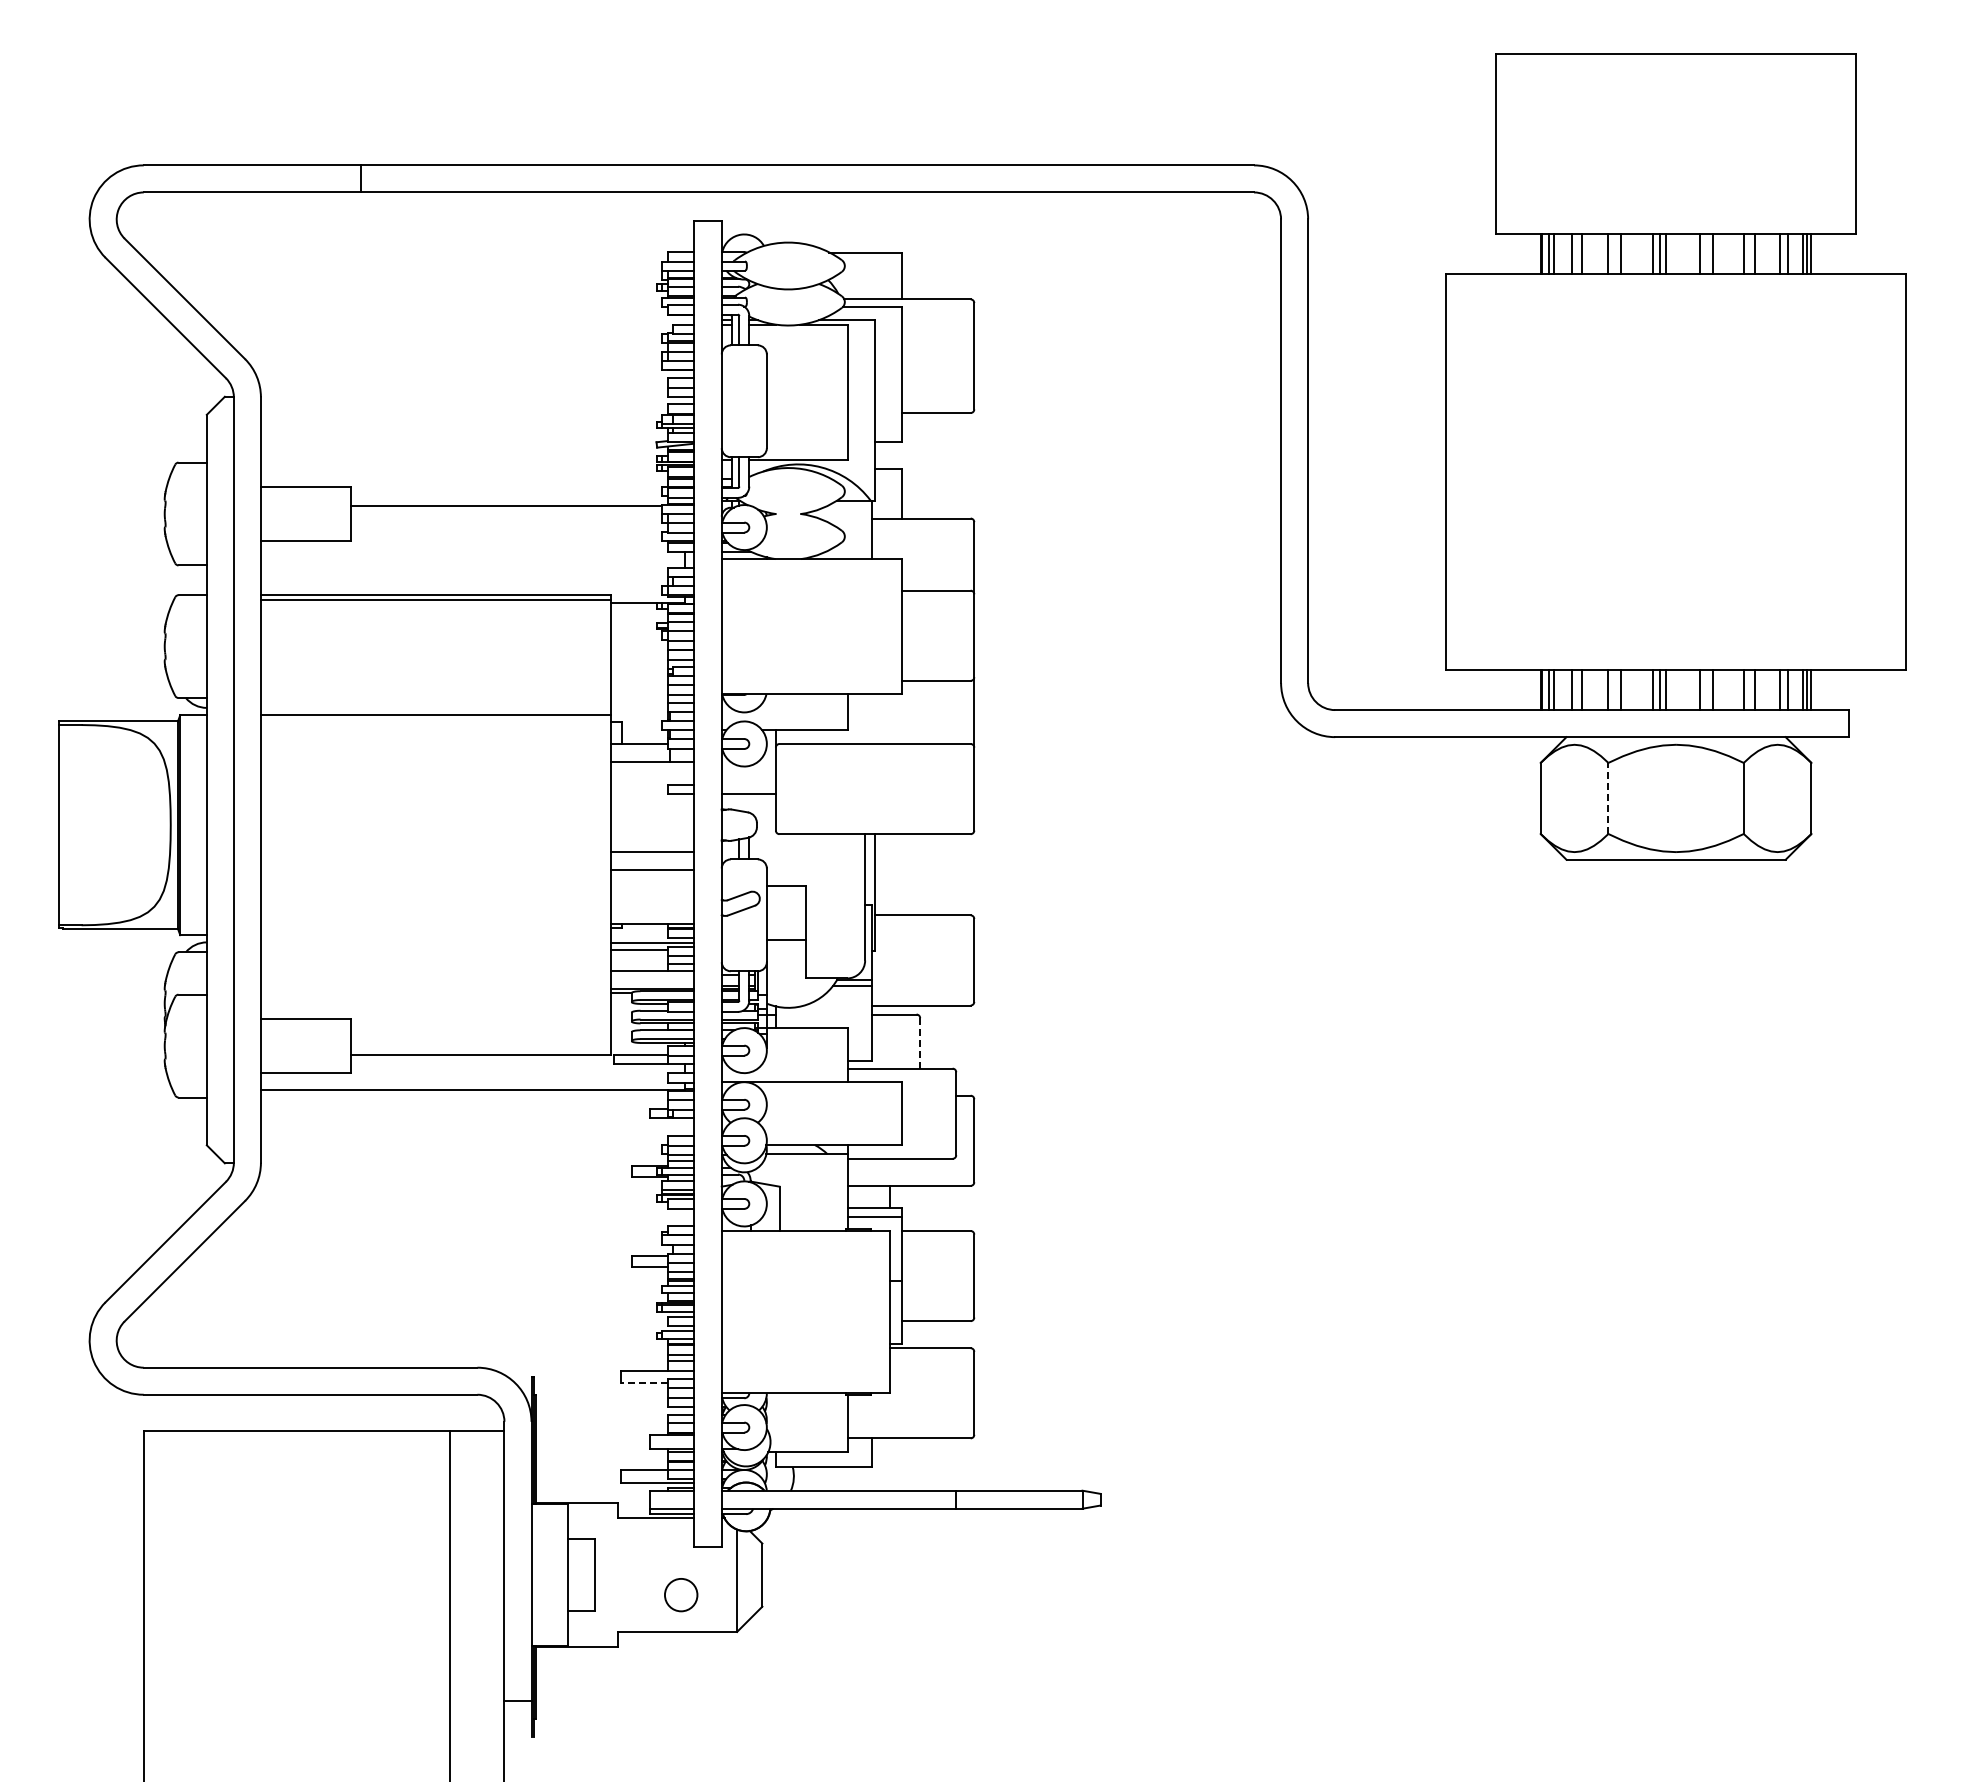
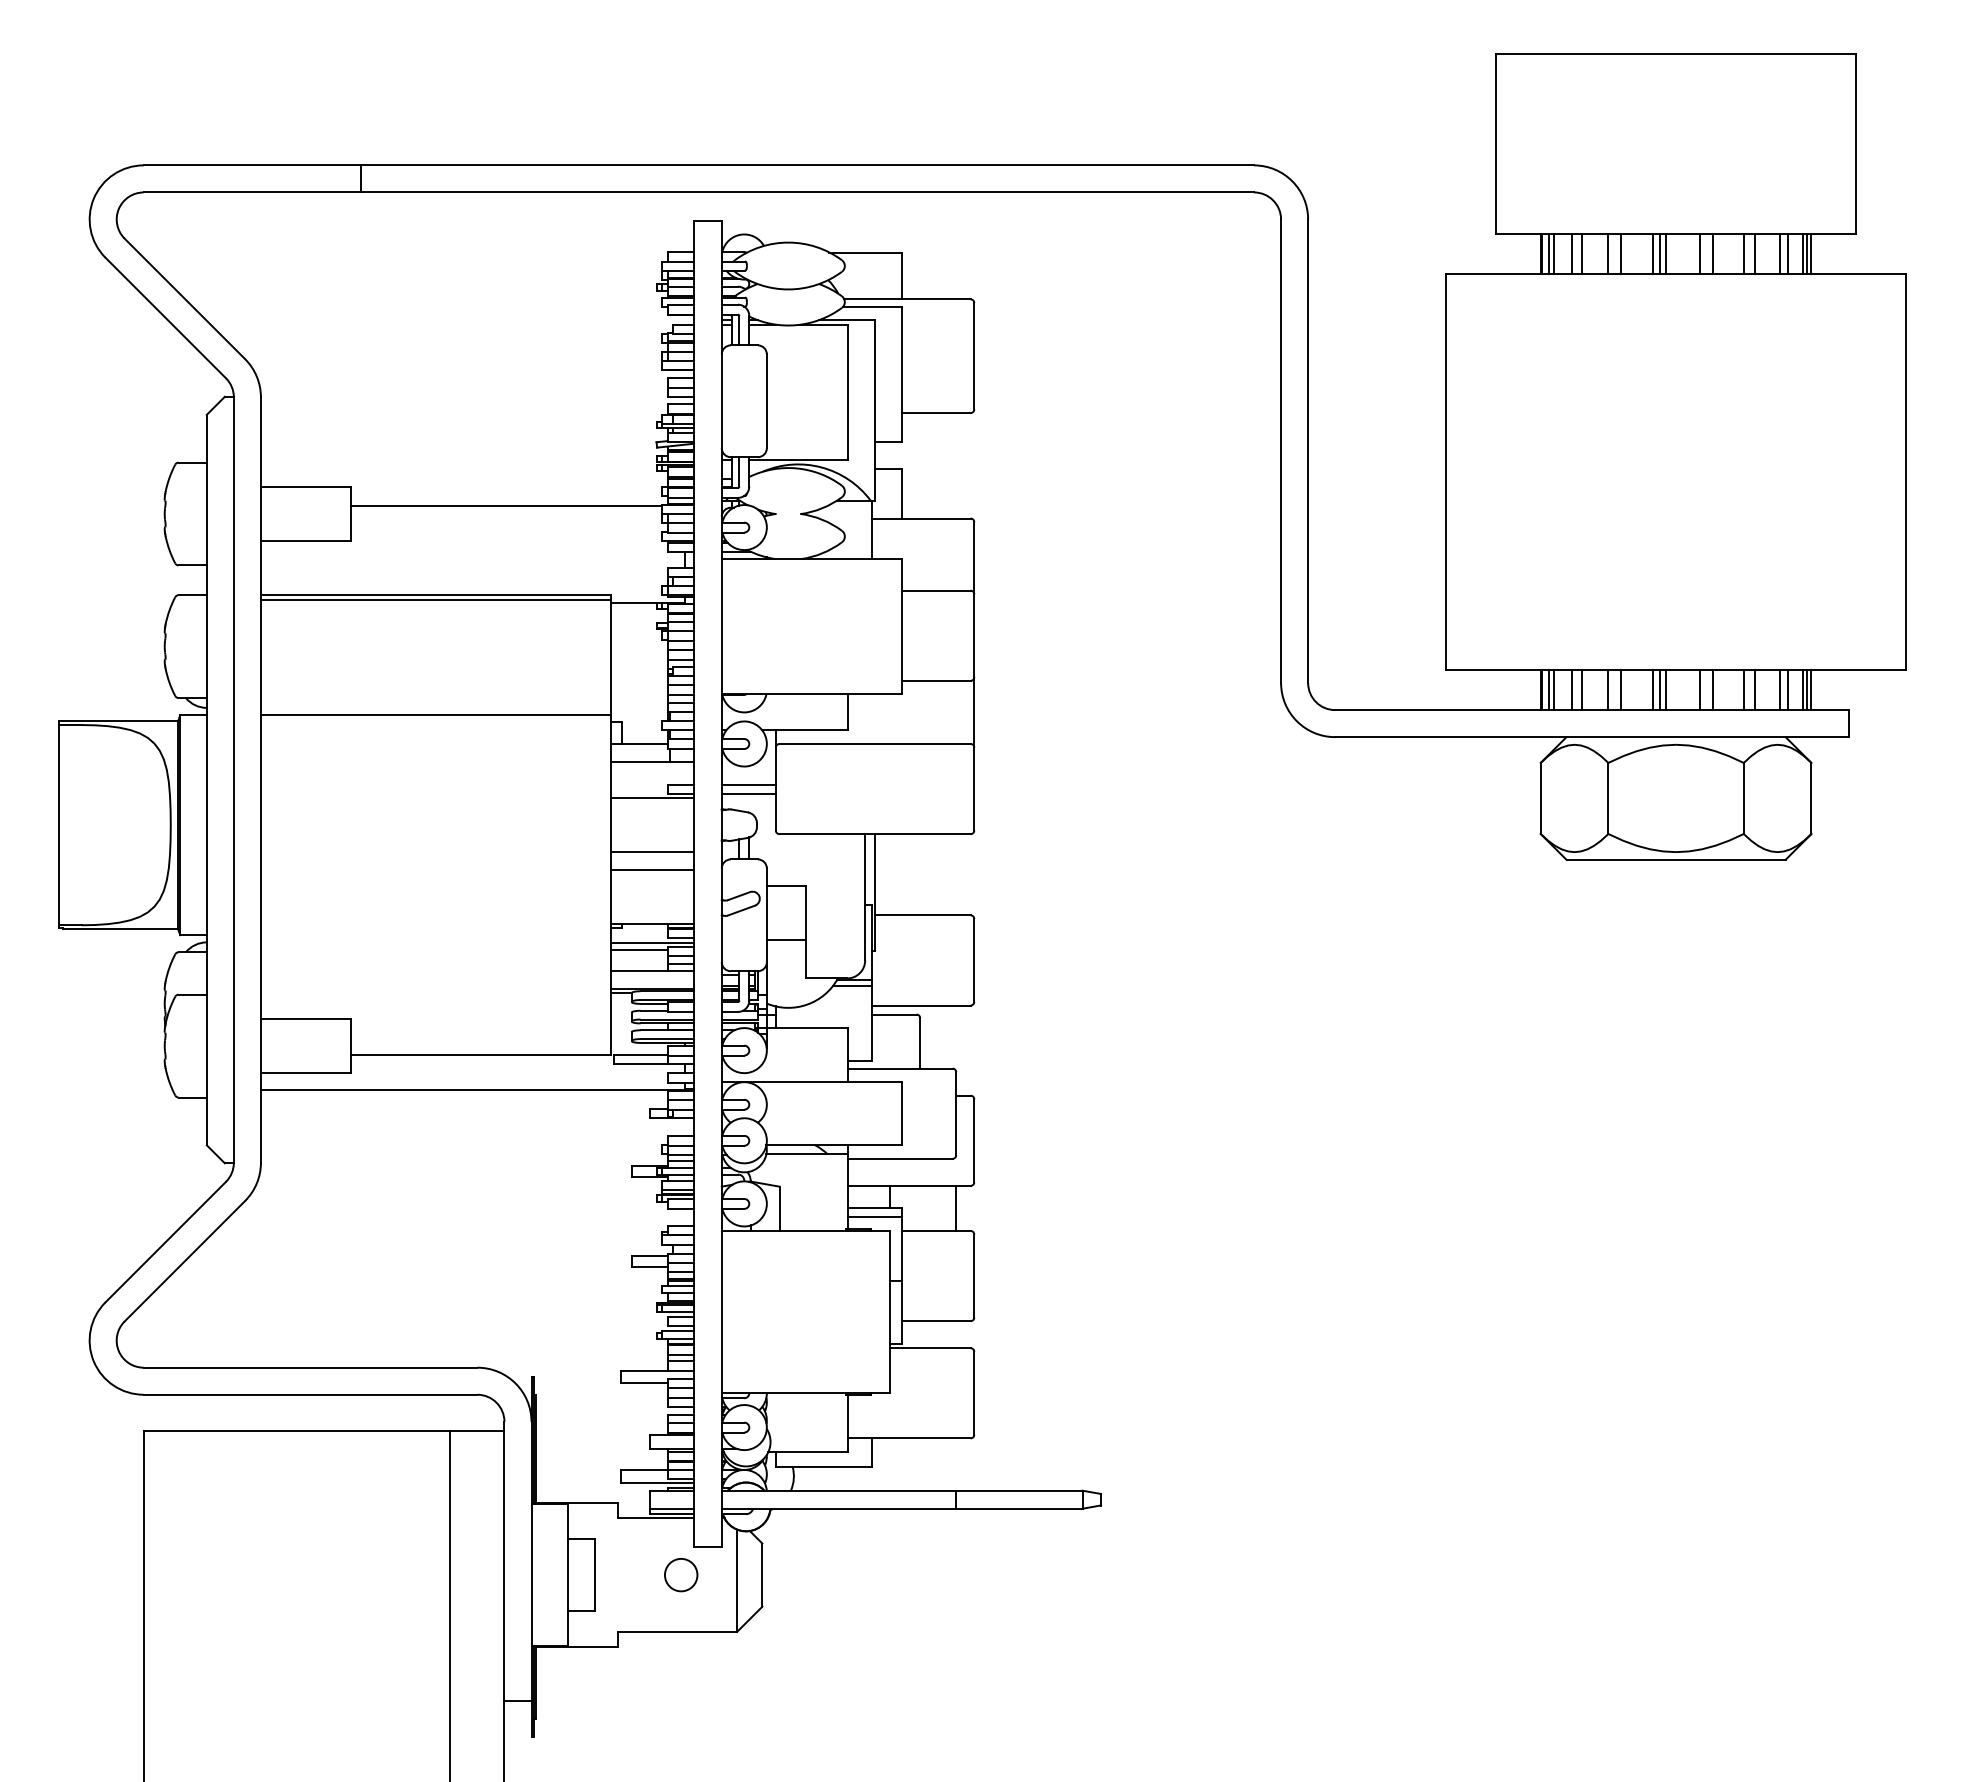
line: none -> present (748, 784)
line: none -> present (651, 798)
line: dashed -> solid (1608, 798)
line: dashed -> solid (920, 1043)
line: none -> present (956, 1207)
line: dashed -> solid (644, 1383)
circle position: (681, 1595) -> (681, 1575) (681, 1575)
